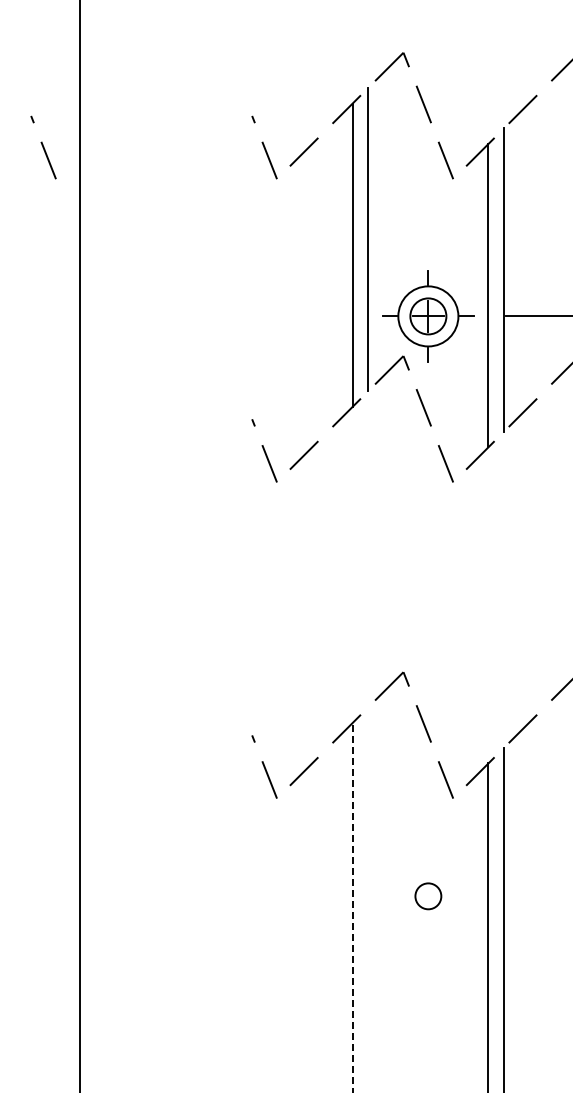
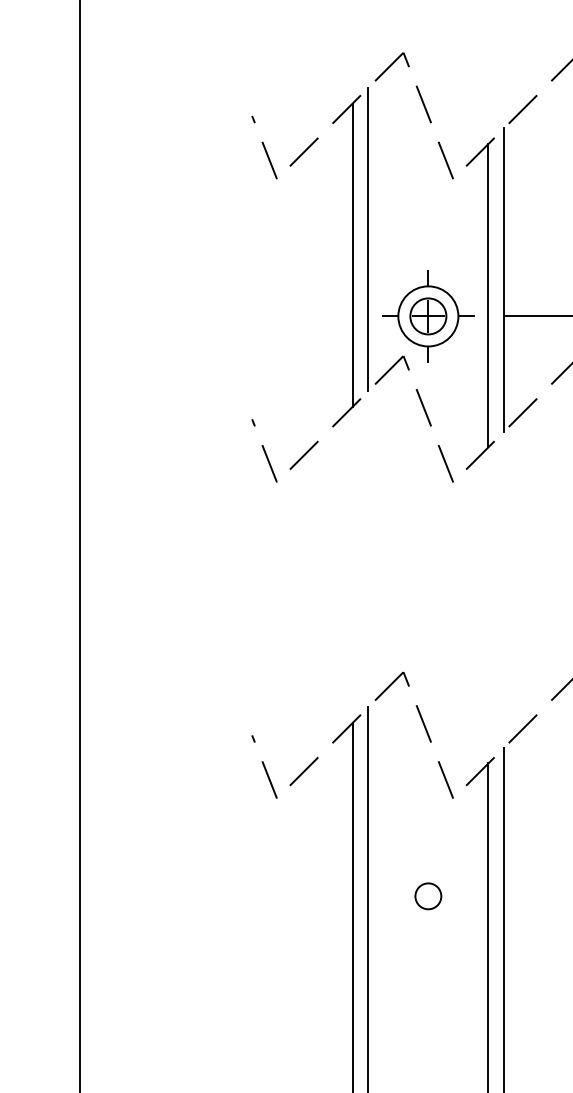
line: present -> none (43, 147)
line: none -> present (368, 898)
line: dashed -> solid (352, 907)
